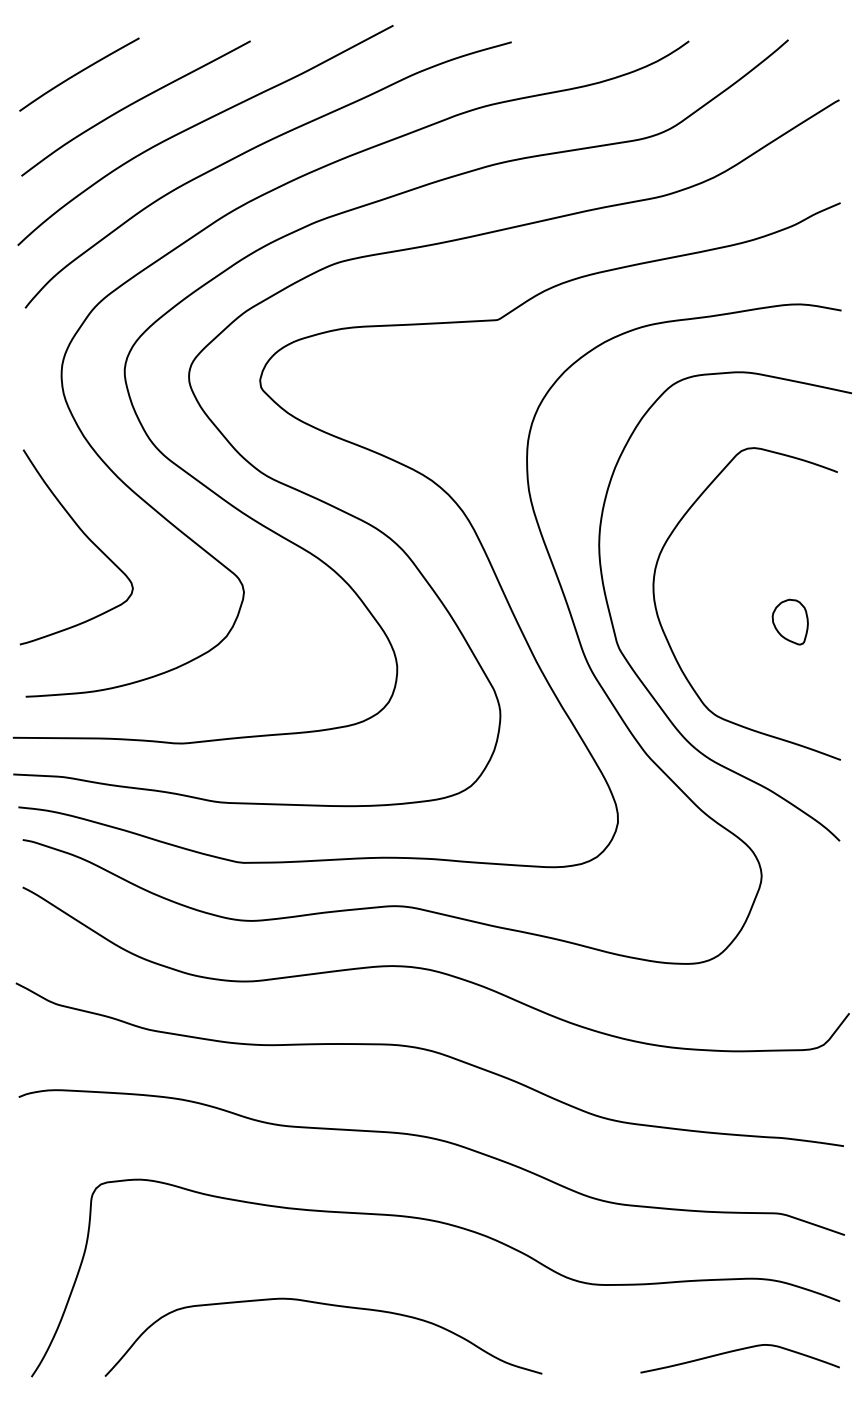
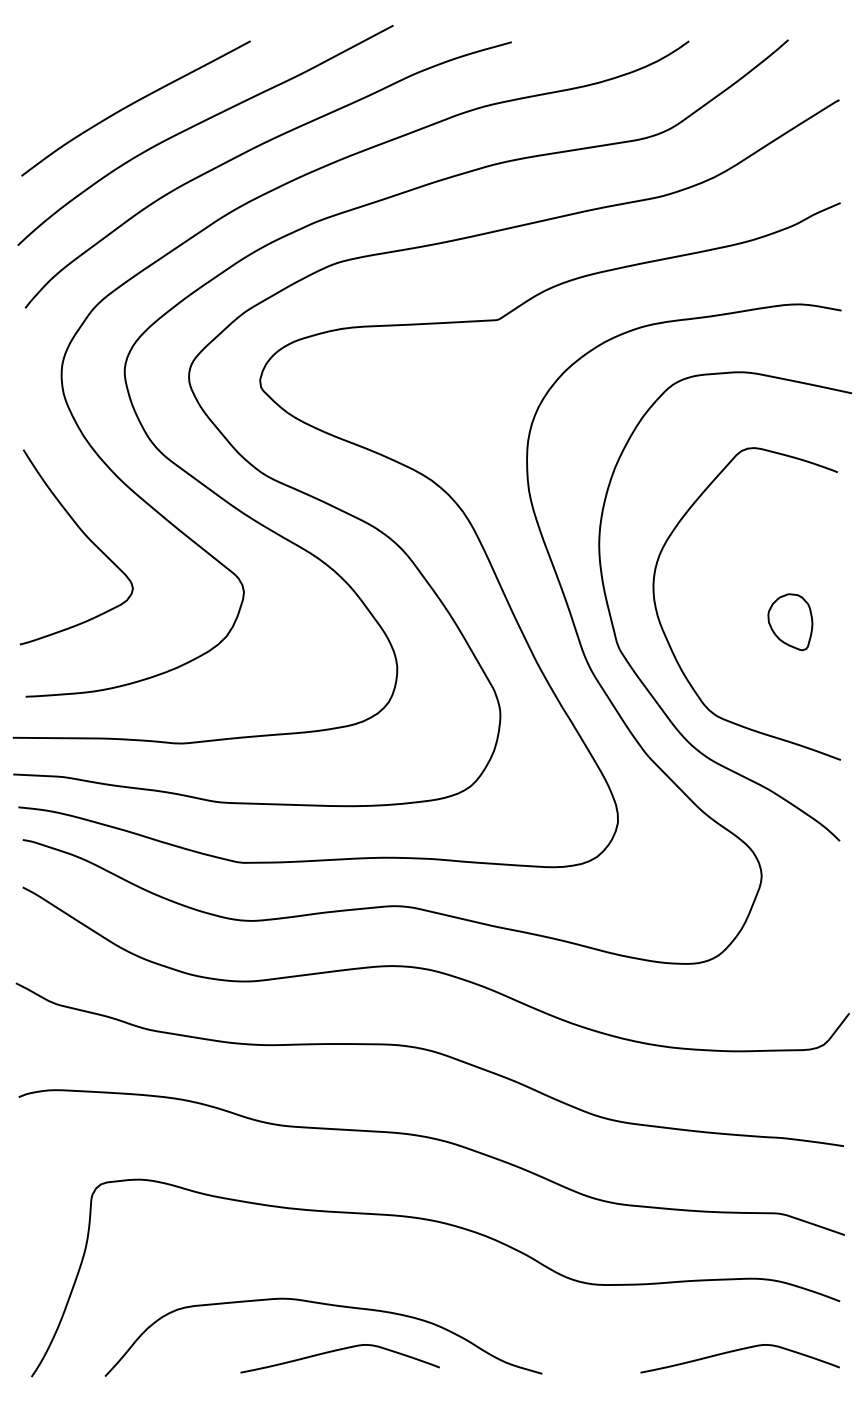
curve: present -> none (79, 73)
part size: 38x48 px -> 47x59 px (790, 622)
curve: none -> present (336, 1351)
